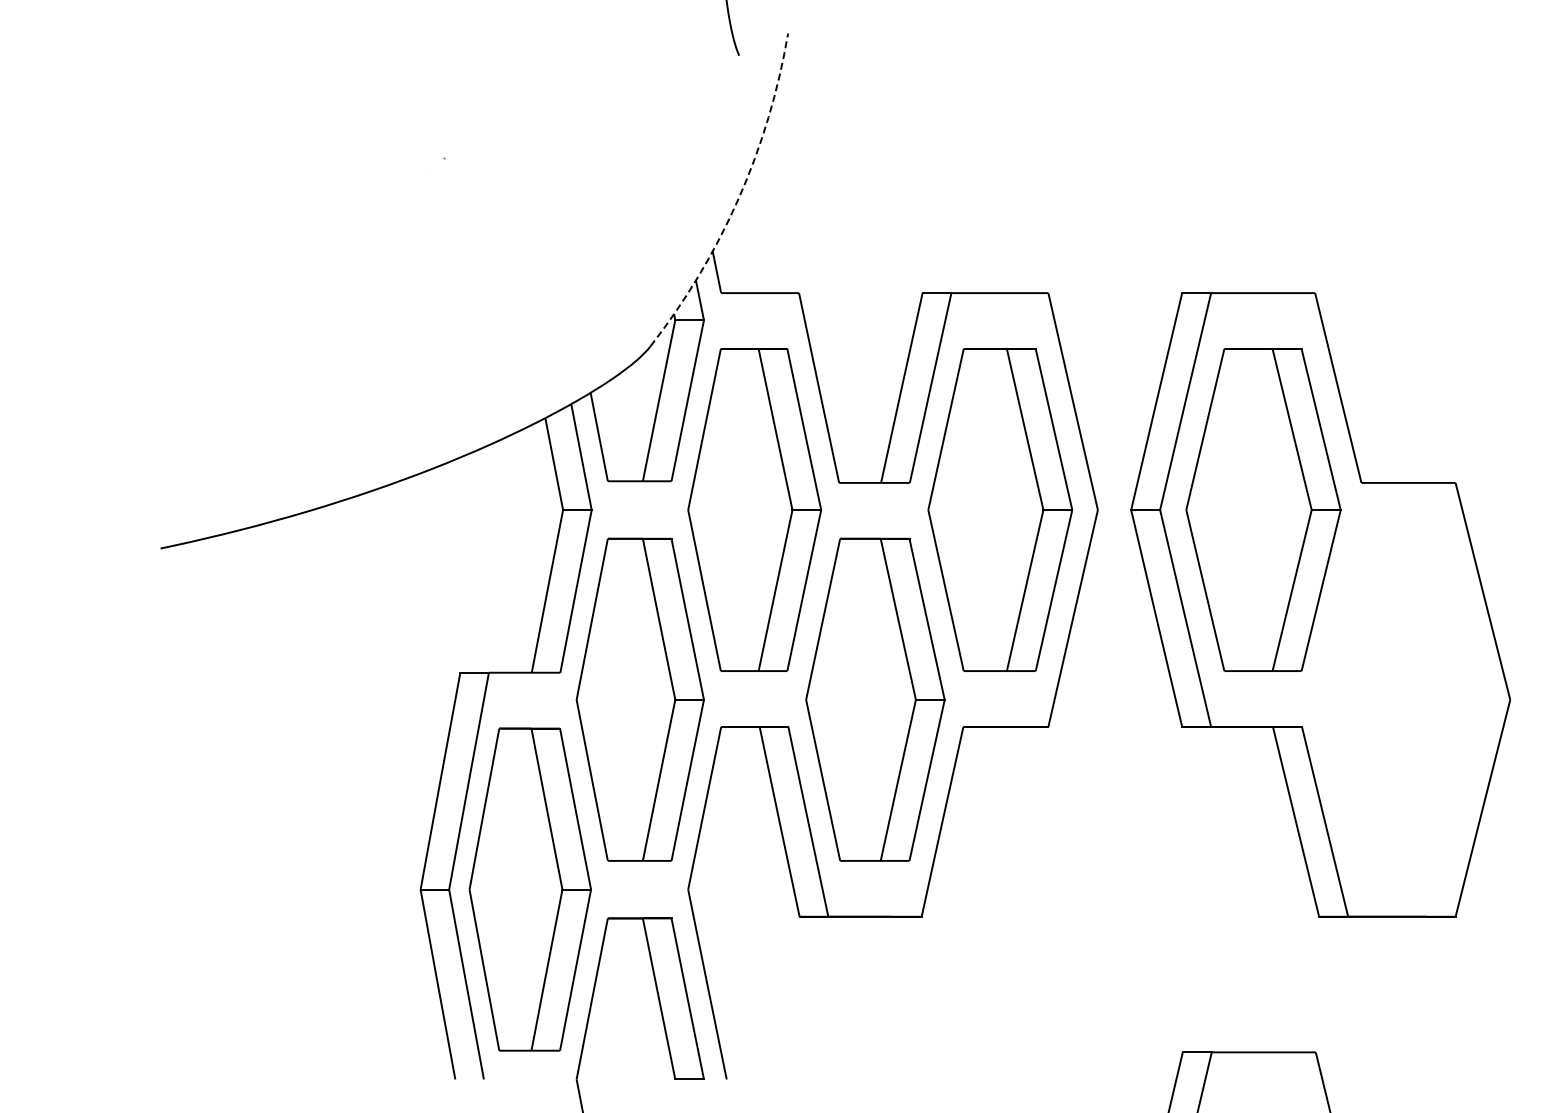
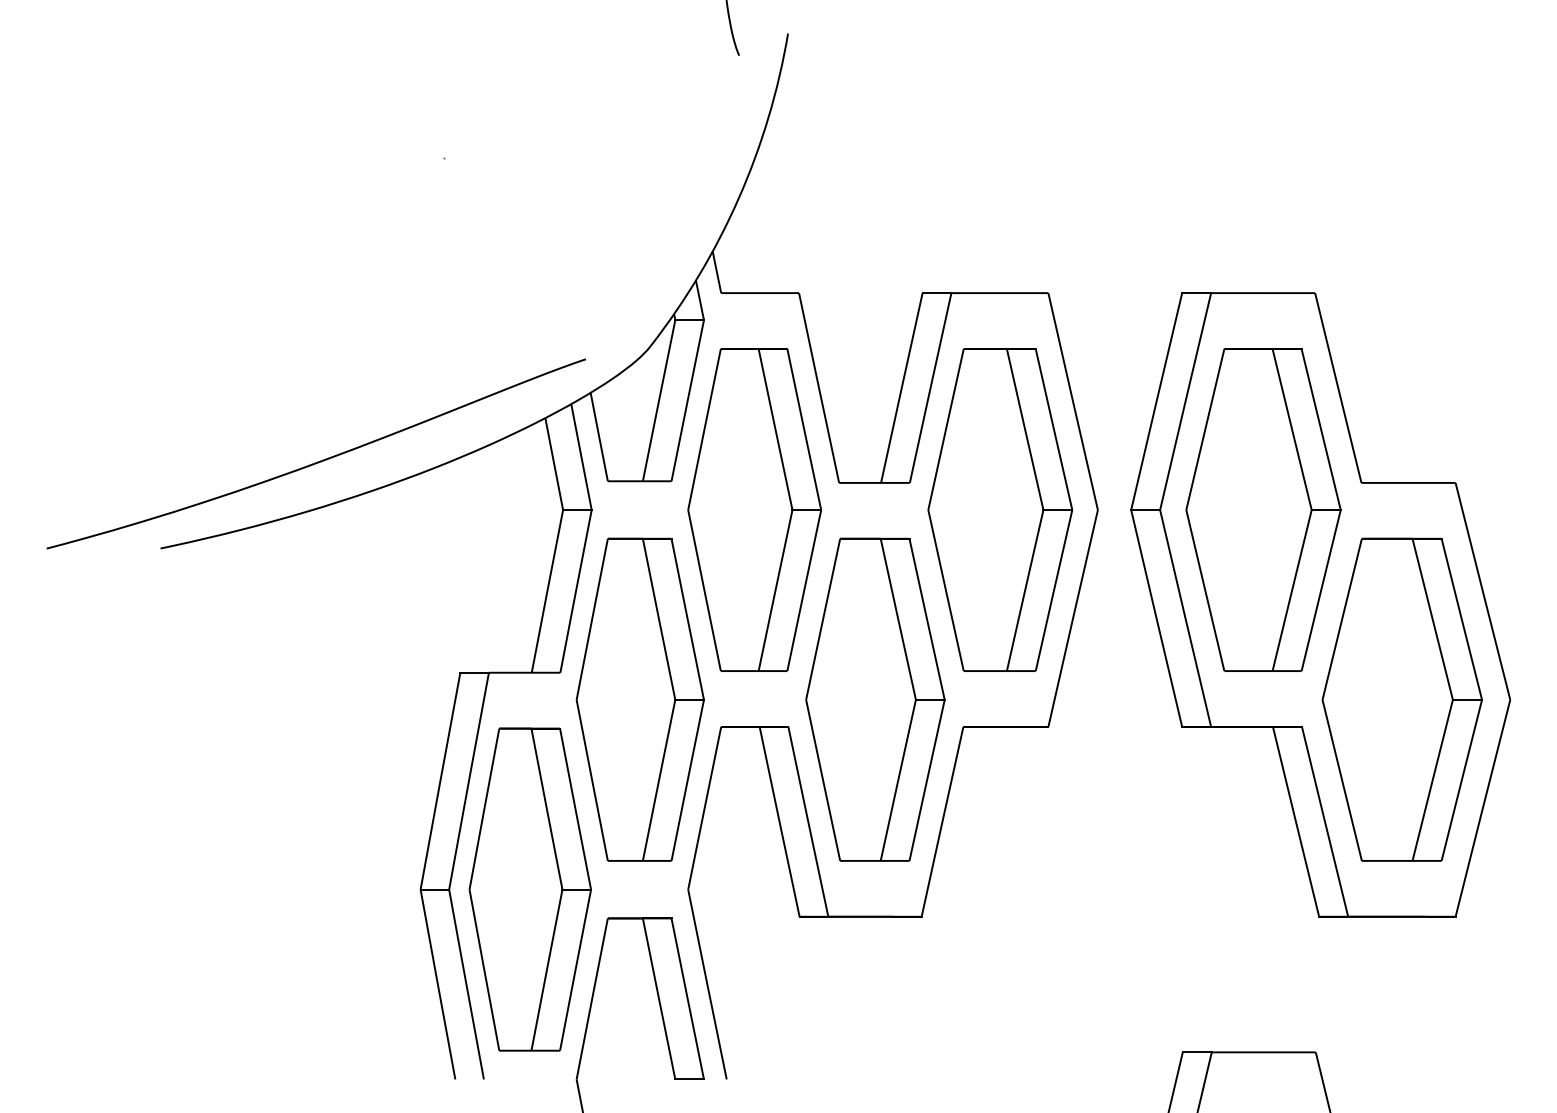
arc: dashed -> solid (738, 198)
part: none -> present (317, 461)
part: none -> present (1401, 699)
